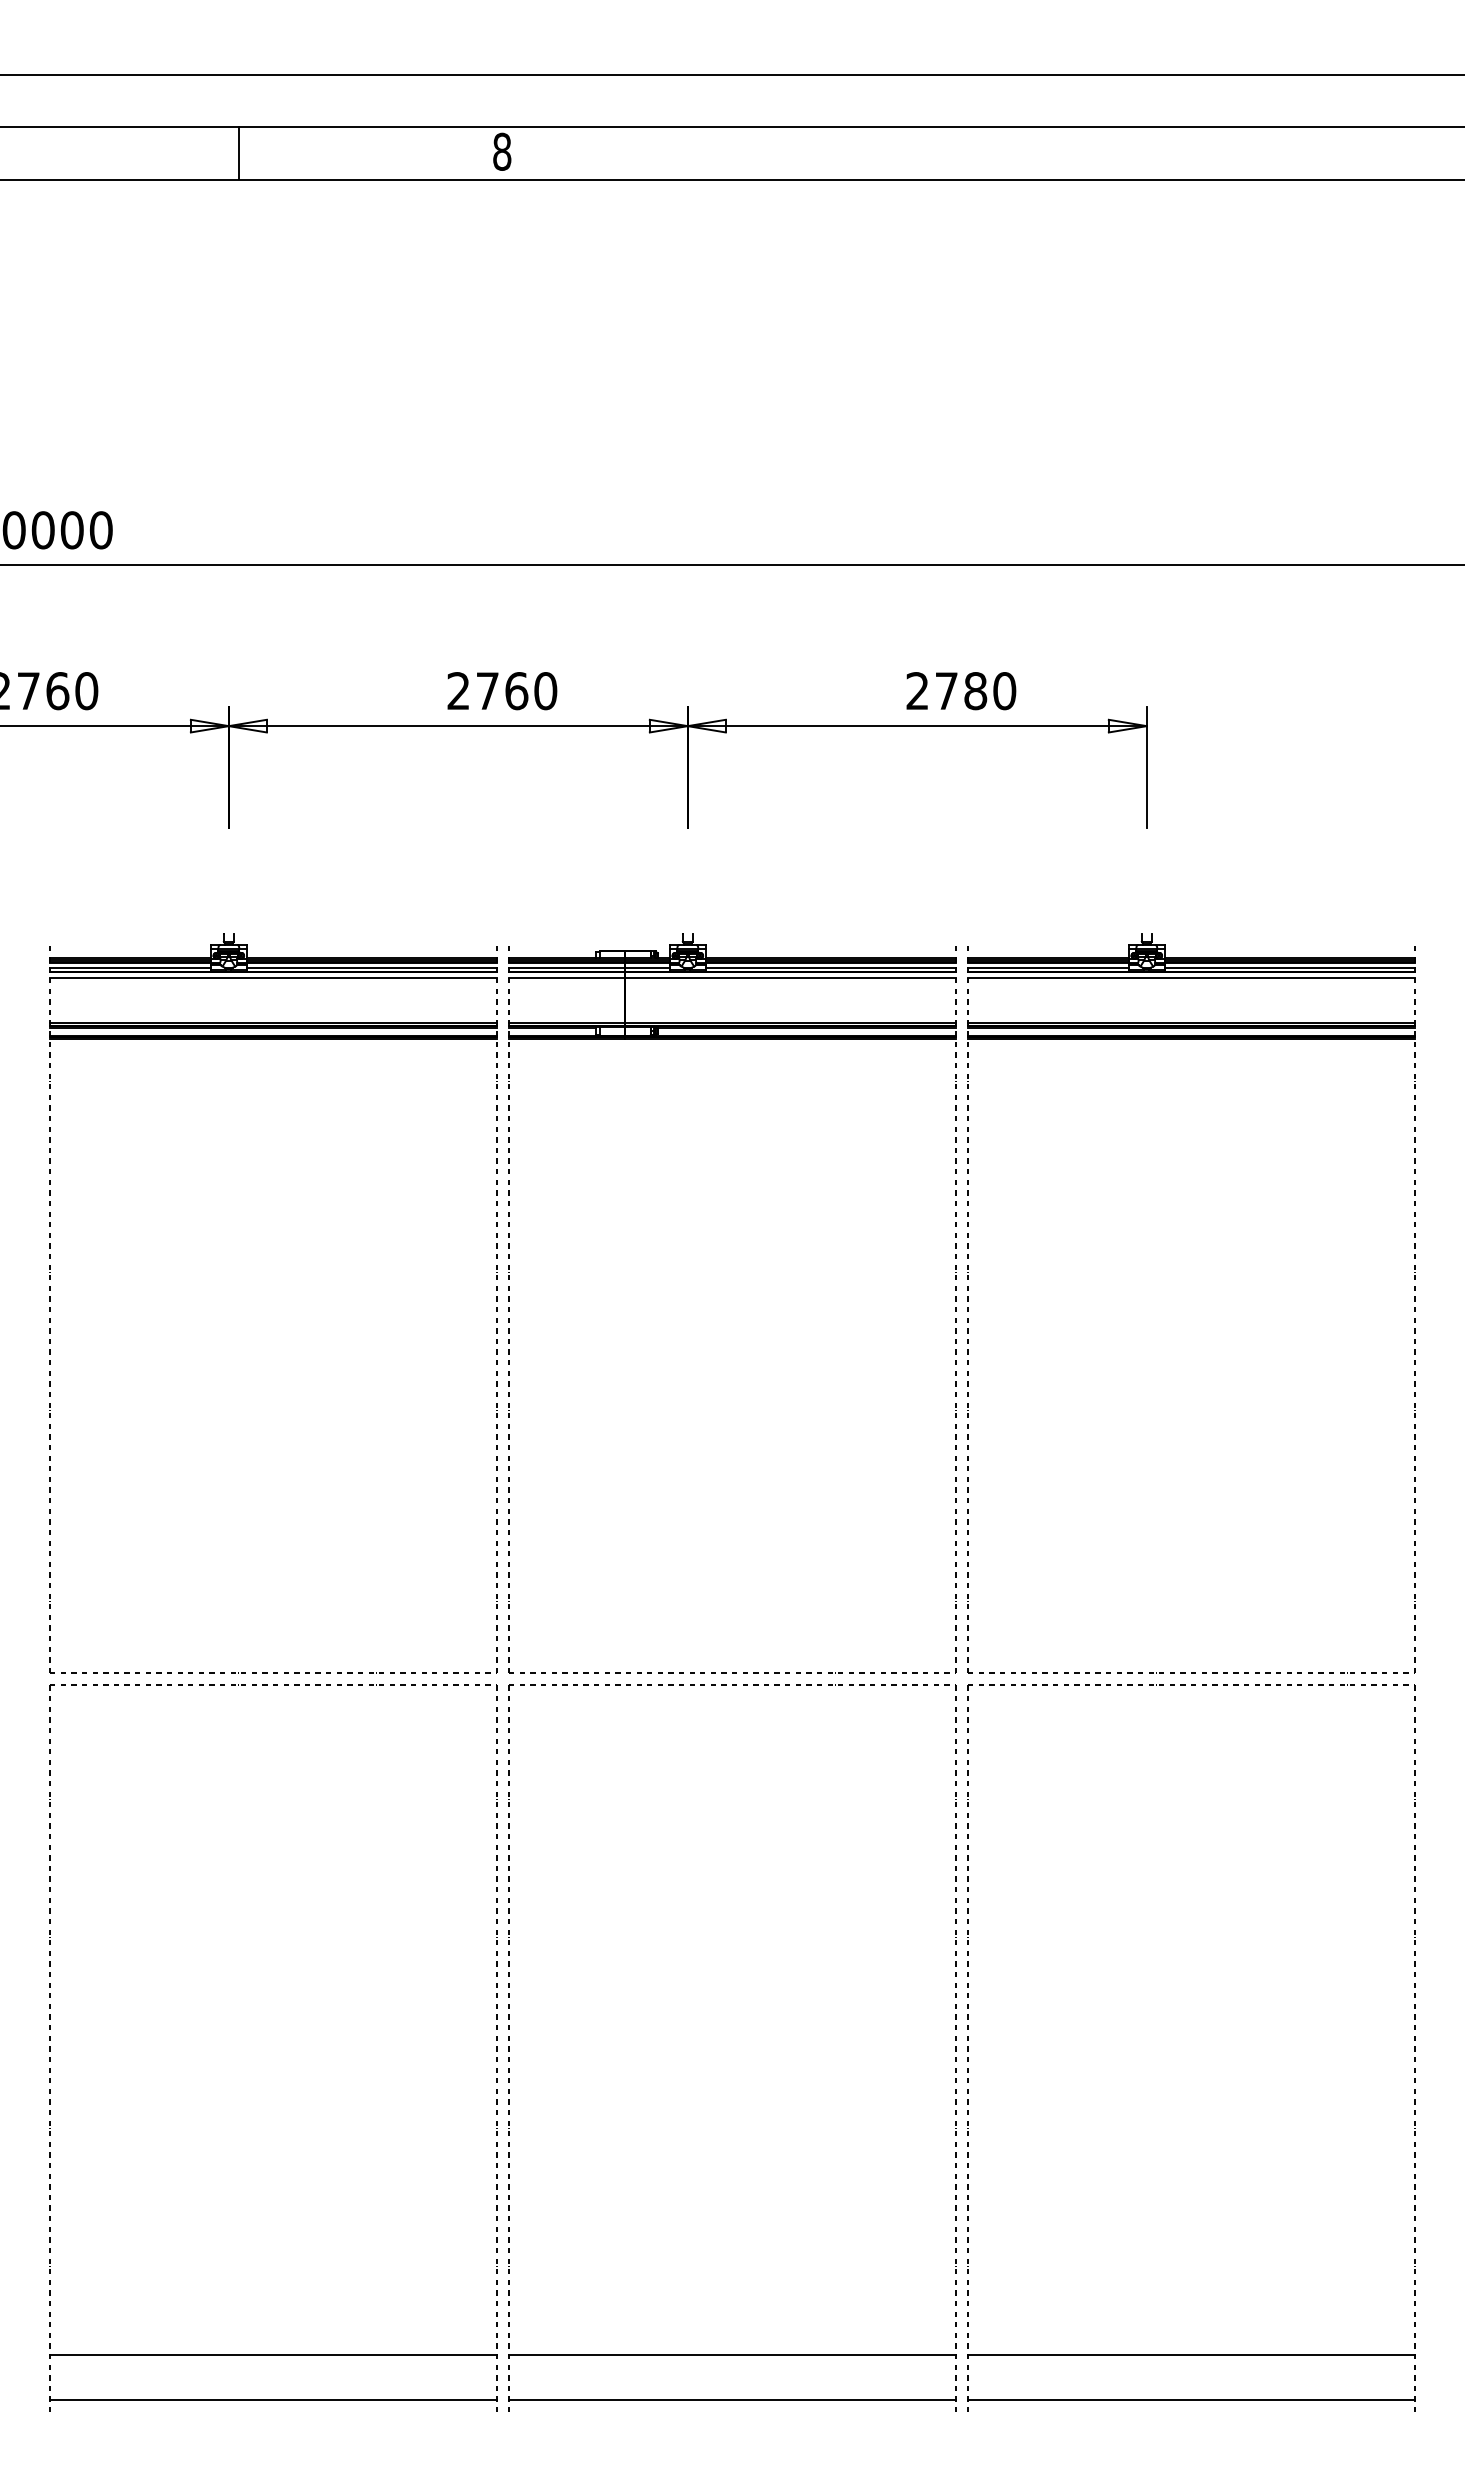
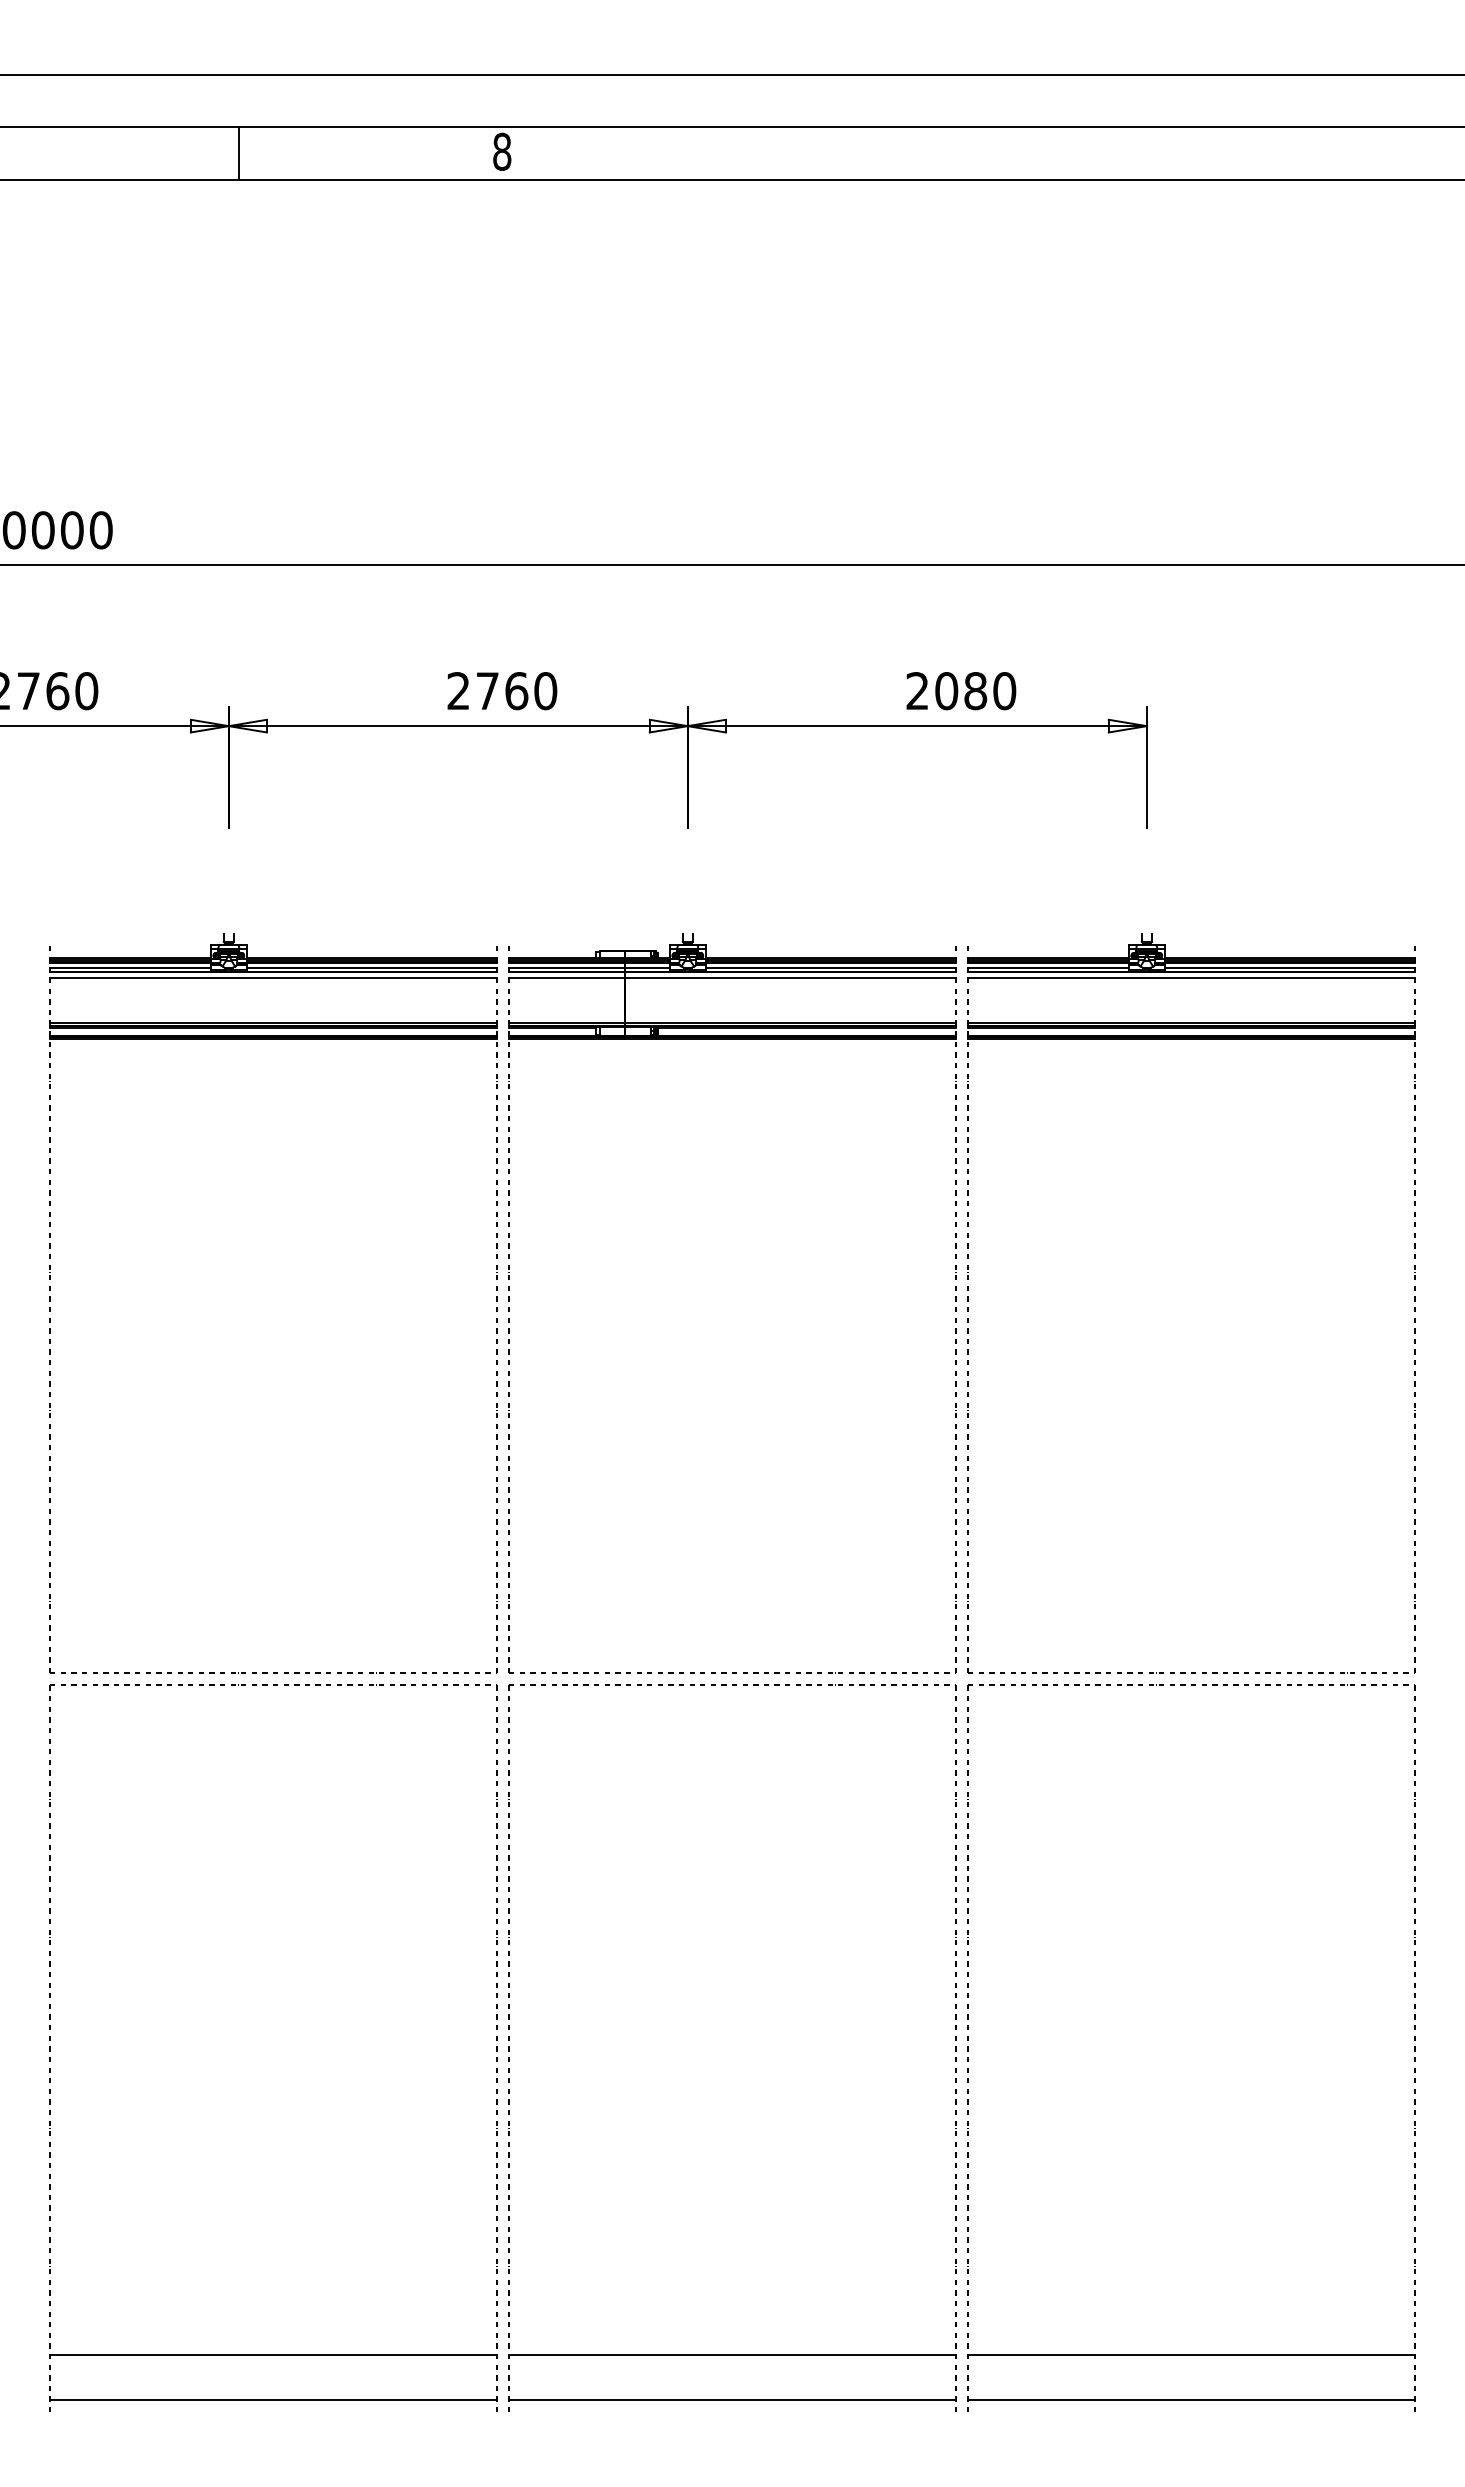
text: 2780 -> 2080 (946, 691)
